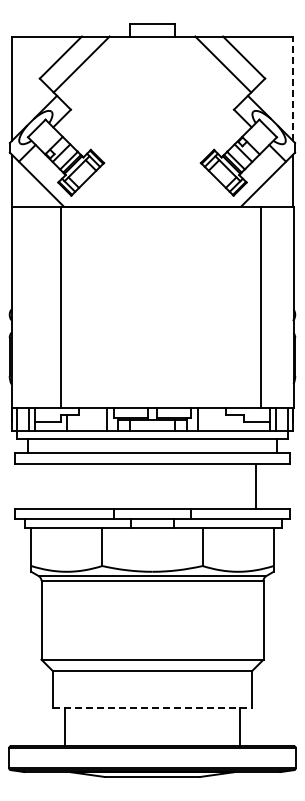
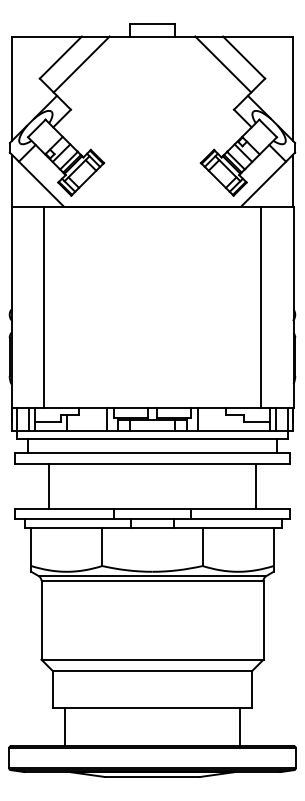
line: dashed -> solid (292, 88)
line position: (61, 307) -> (44, 307) (44, 307)
line: none -> present (48, 486)
line: dashed -> solid (152, 708)
